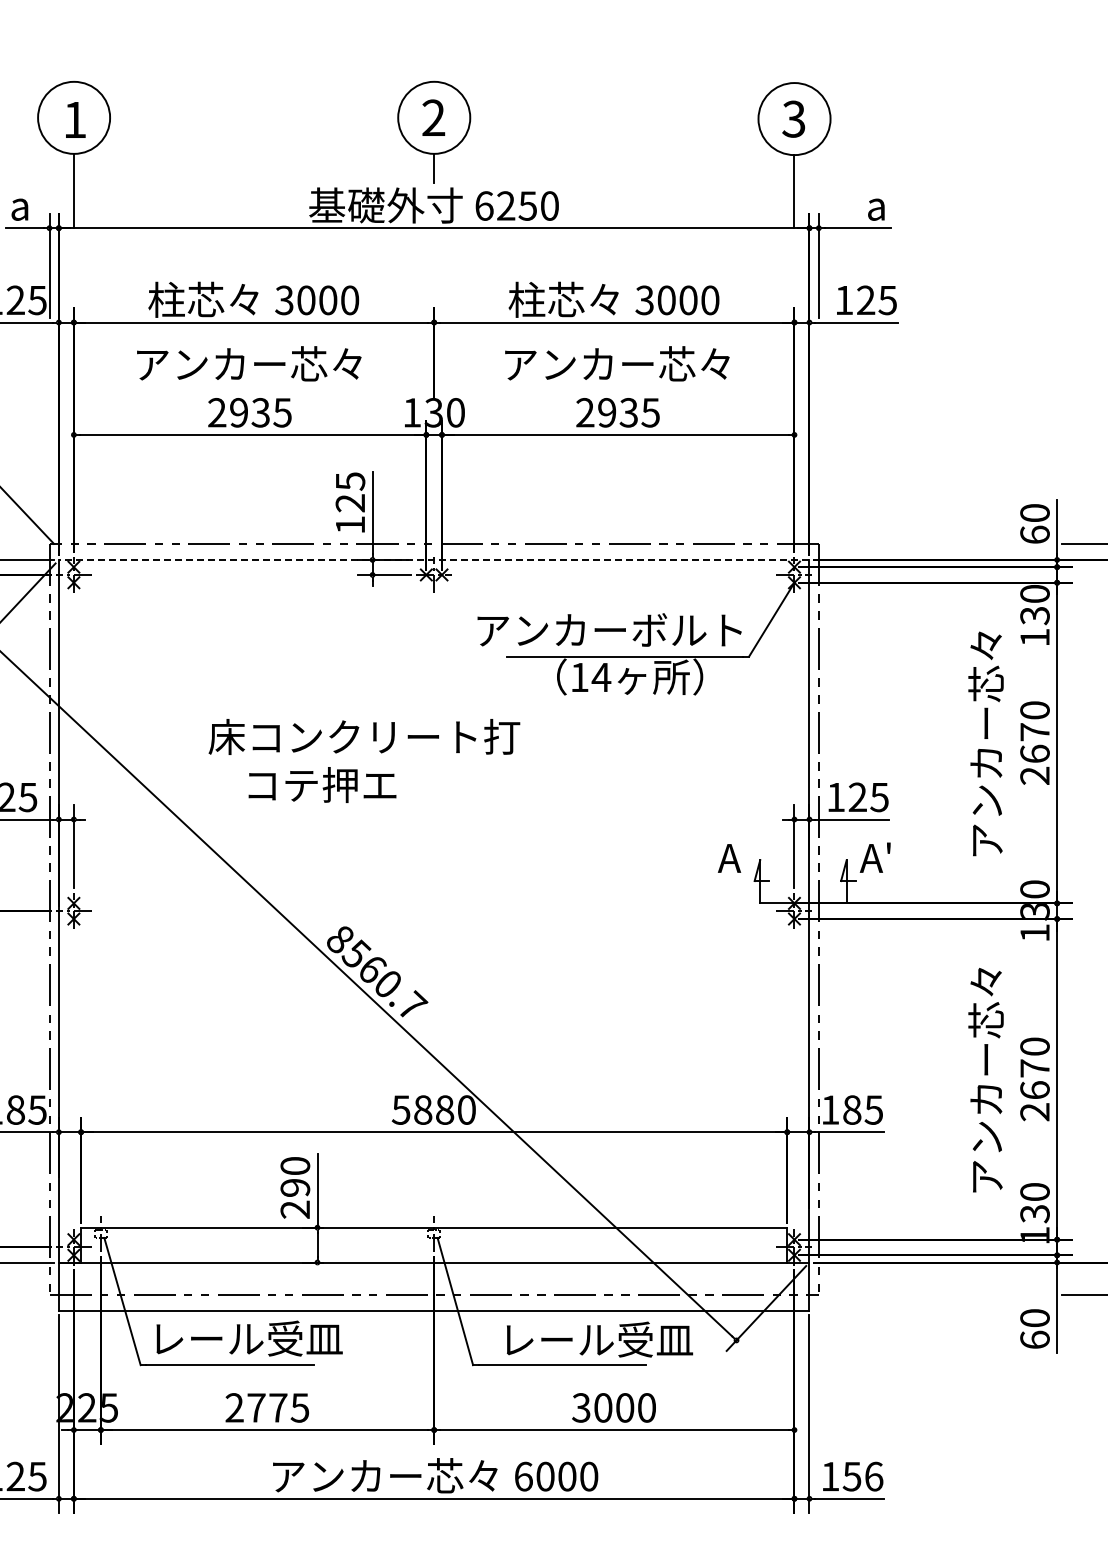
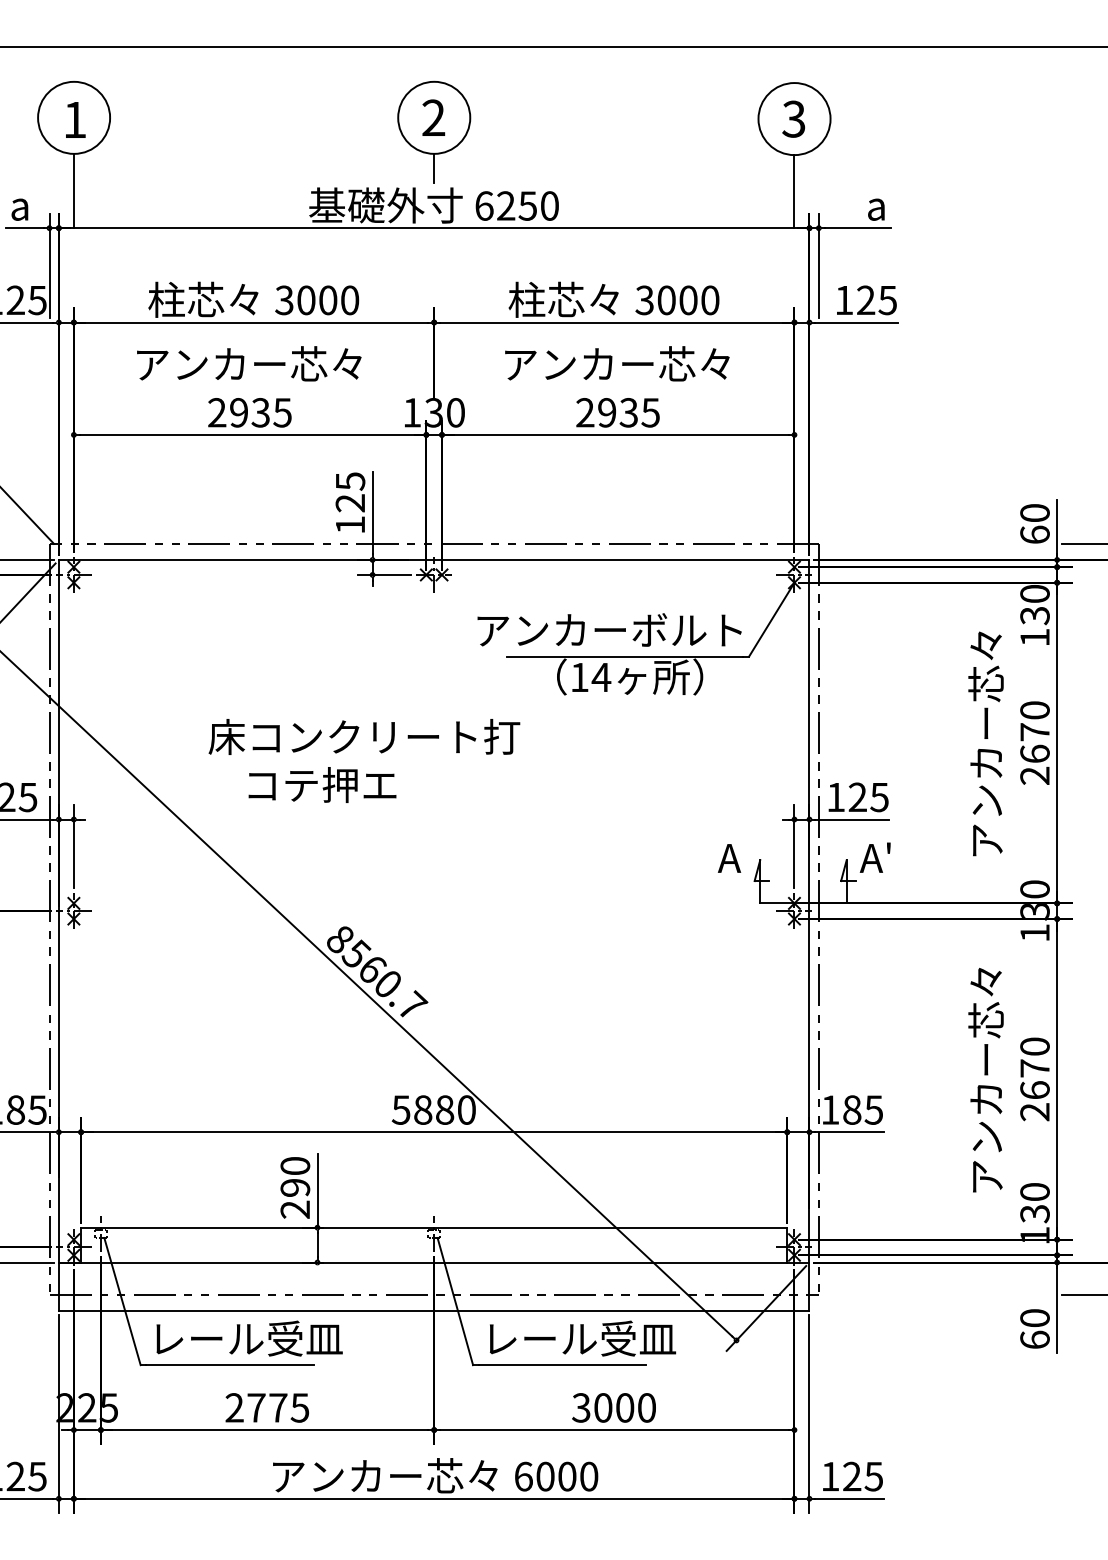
line: none -> present (553, 46)
line: dashed -> solid (433, 559)
text position: (600, 1339) -> (583, 1338) (583, 1338)
text: 156 -> 125 (862, 1476)
